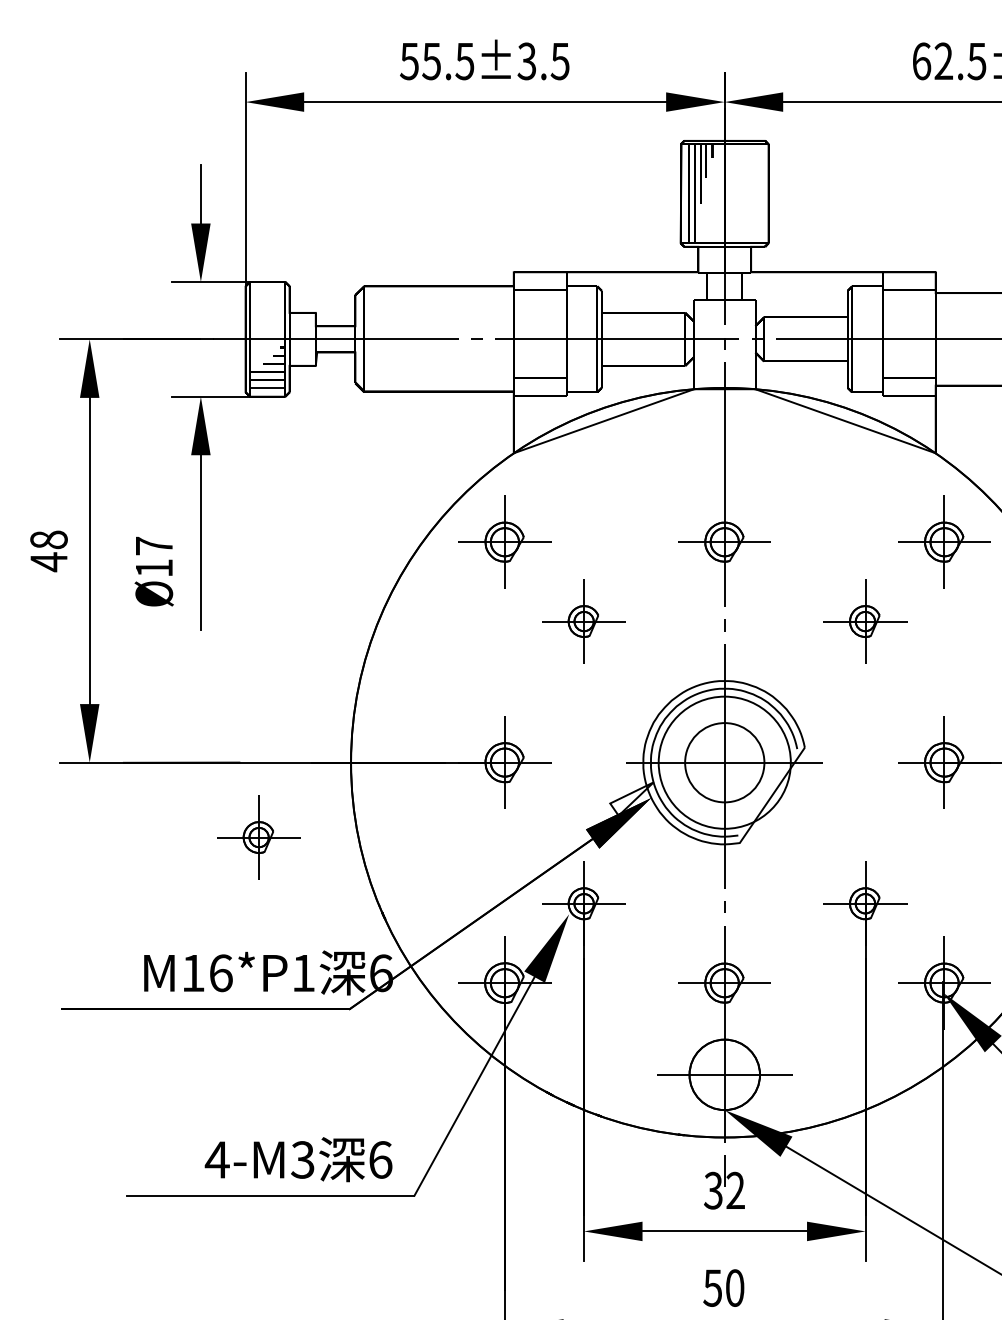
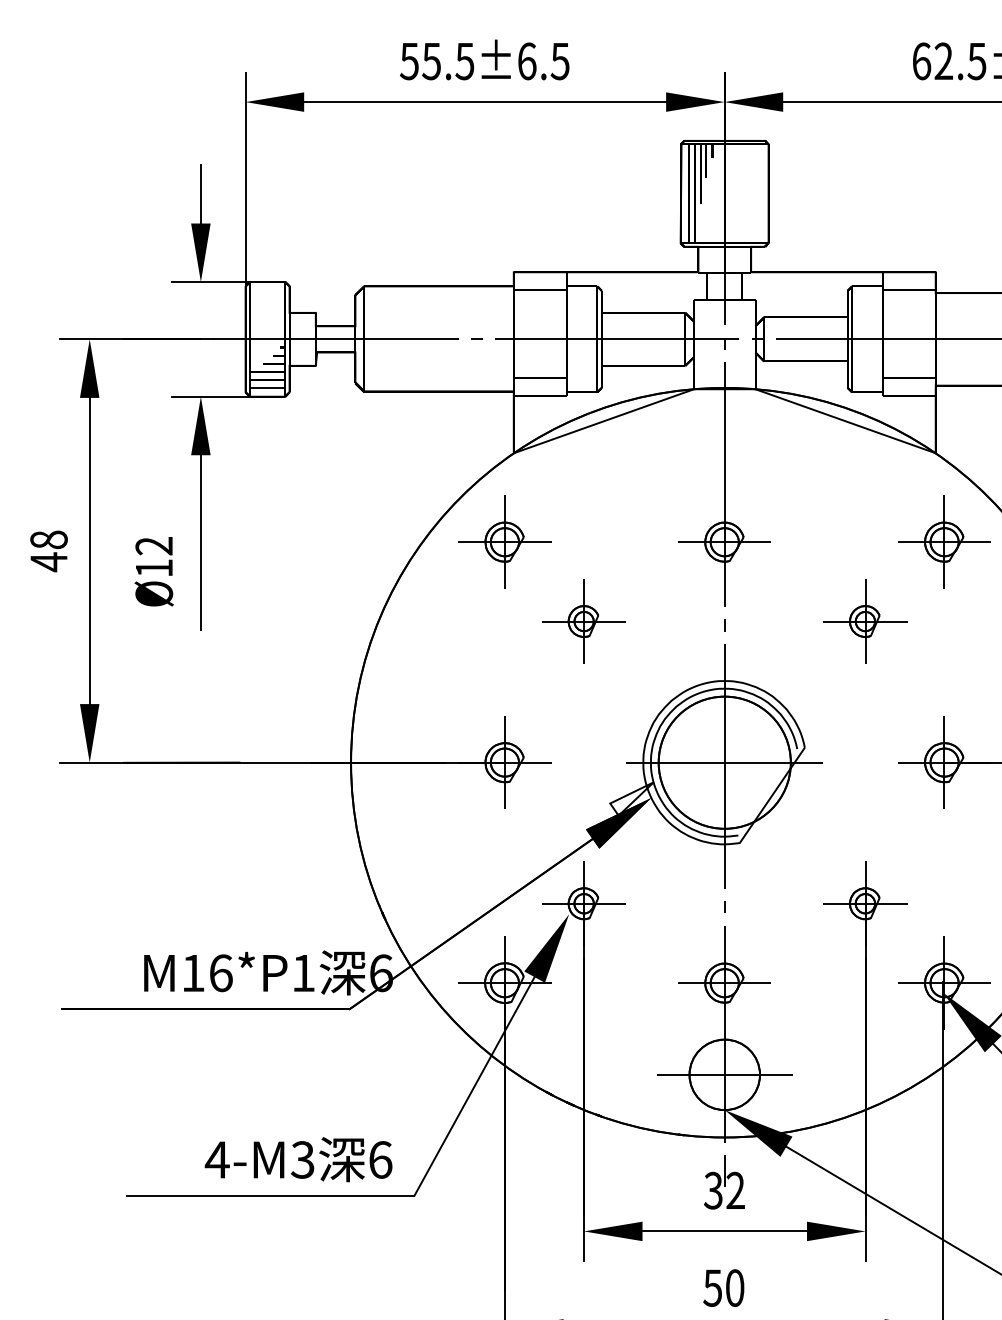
text: 55.5±3.5 -> 55.5±6.5 (526, 61)
text: Ø17 -> Ø12 (153, 545)
circle diameter: 79 px -> 132 px (724, 762)
part: present -> none (258, 837)
